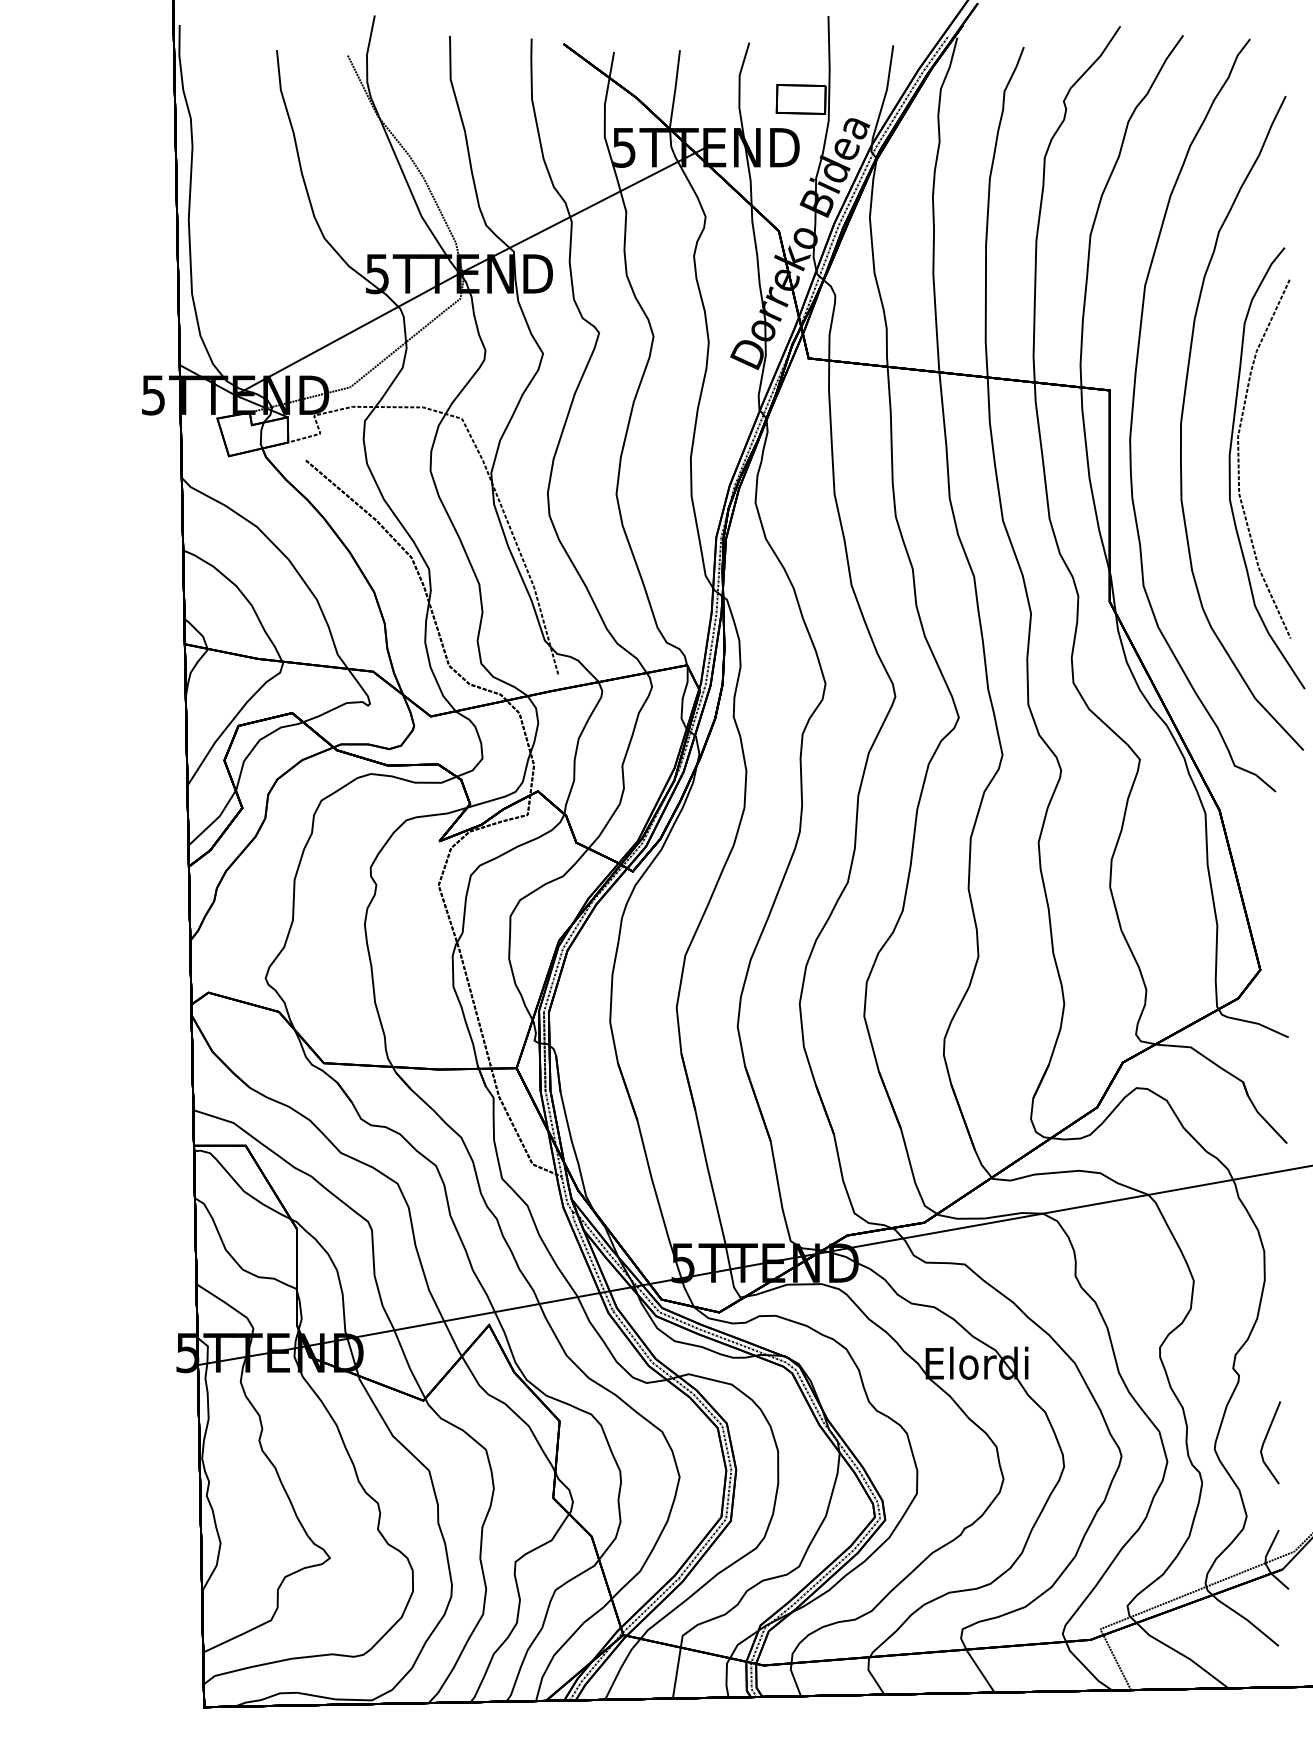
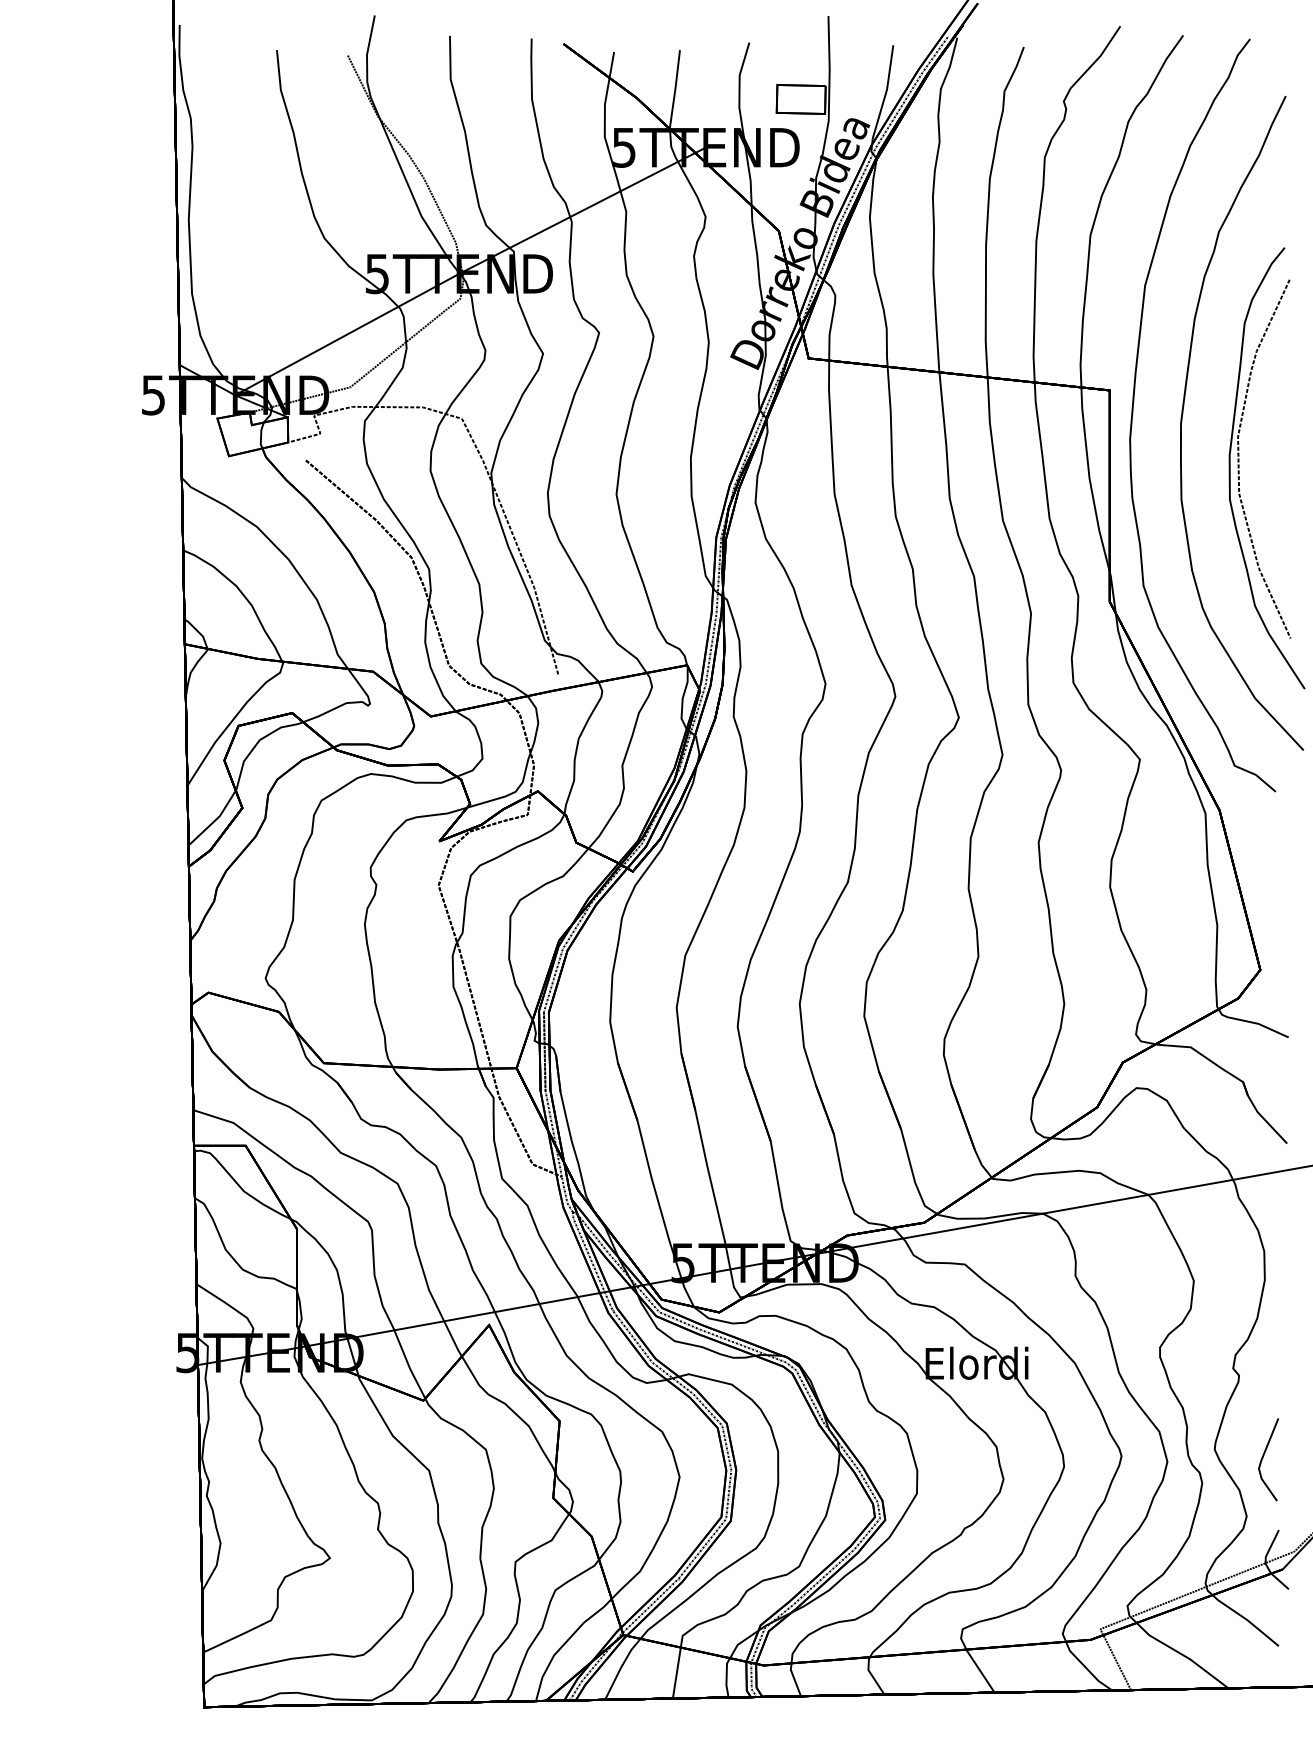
line position: (1265, 1441) -> (1263, 1458) (1263, 1458)
